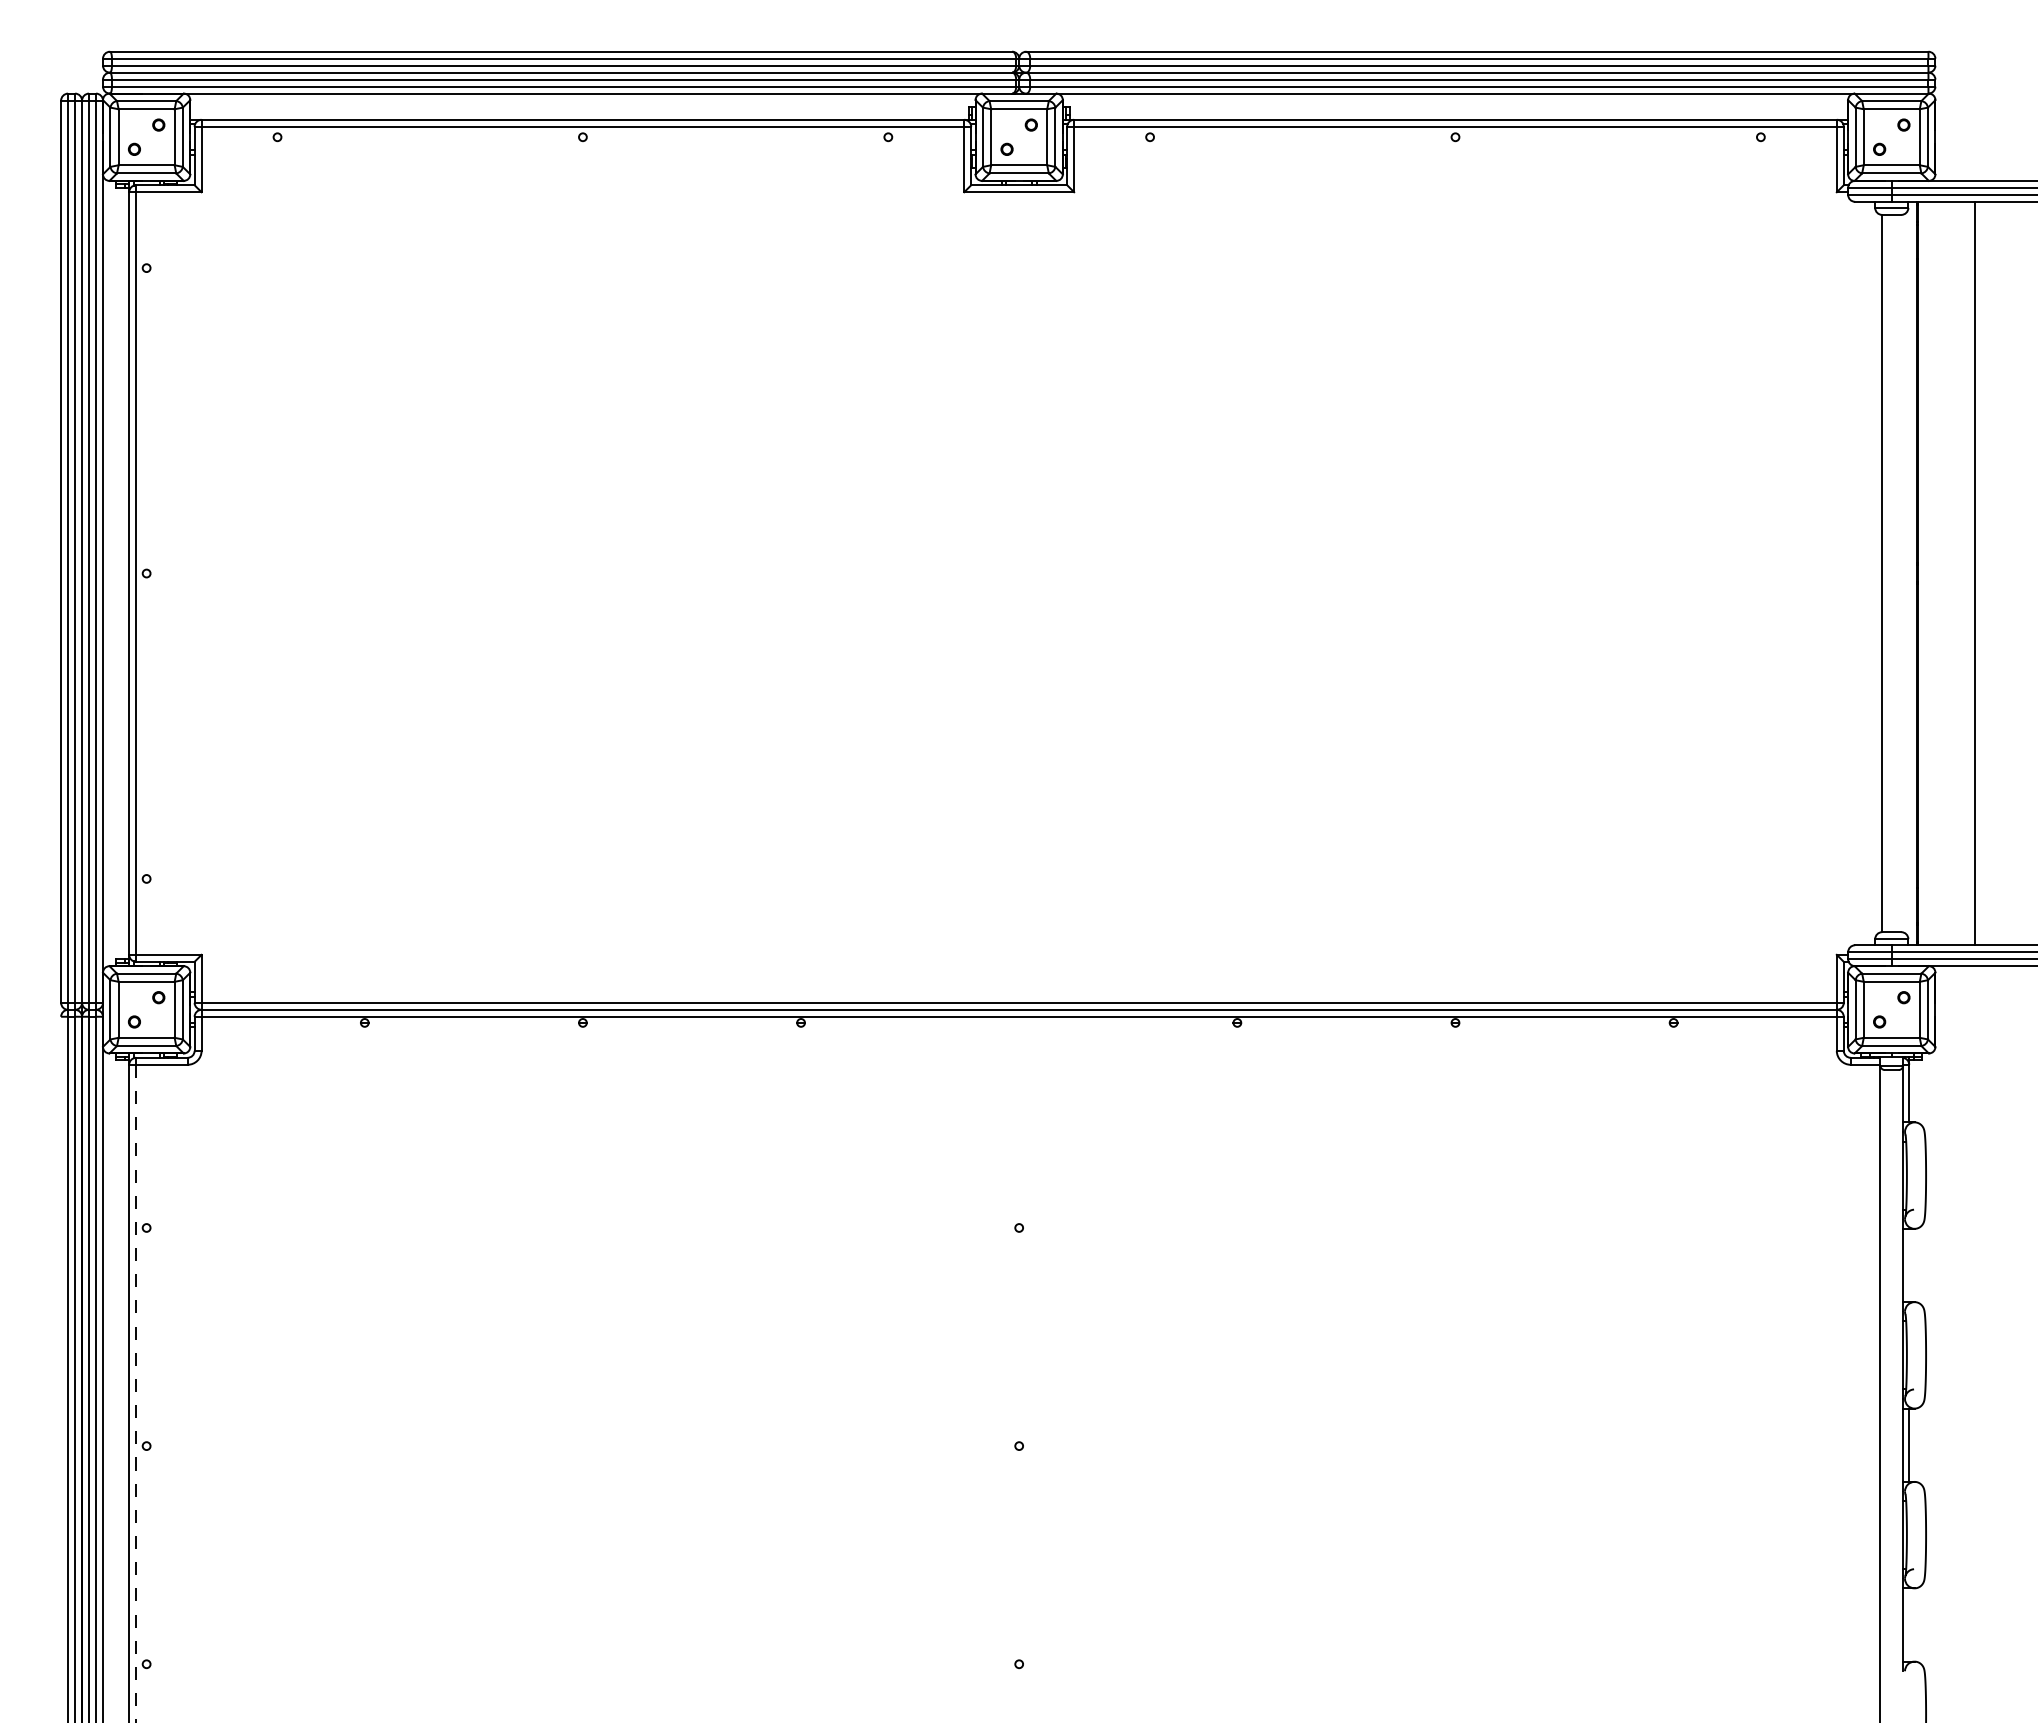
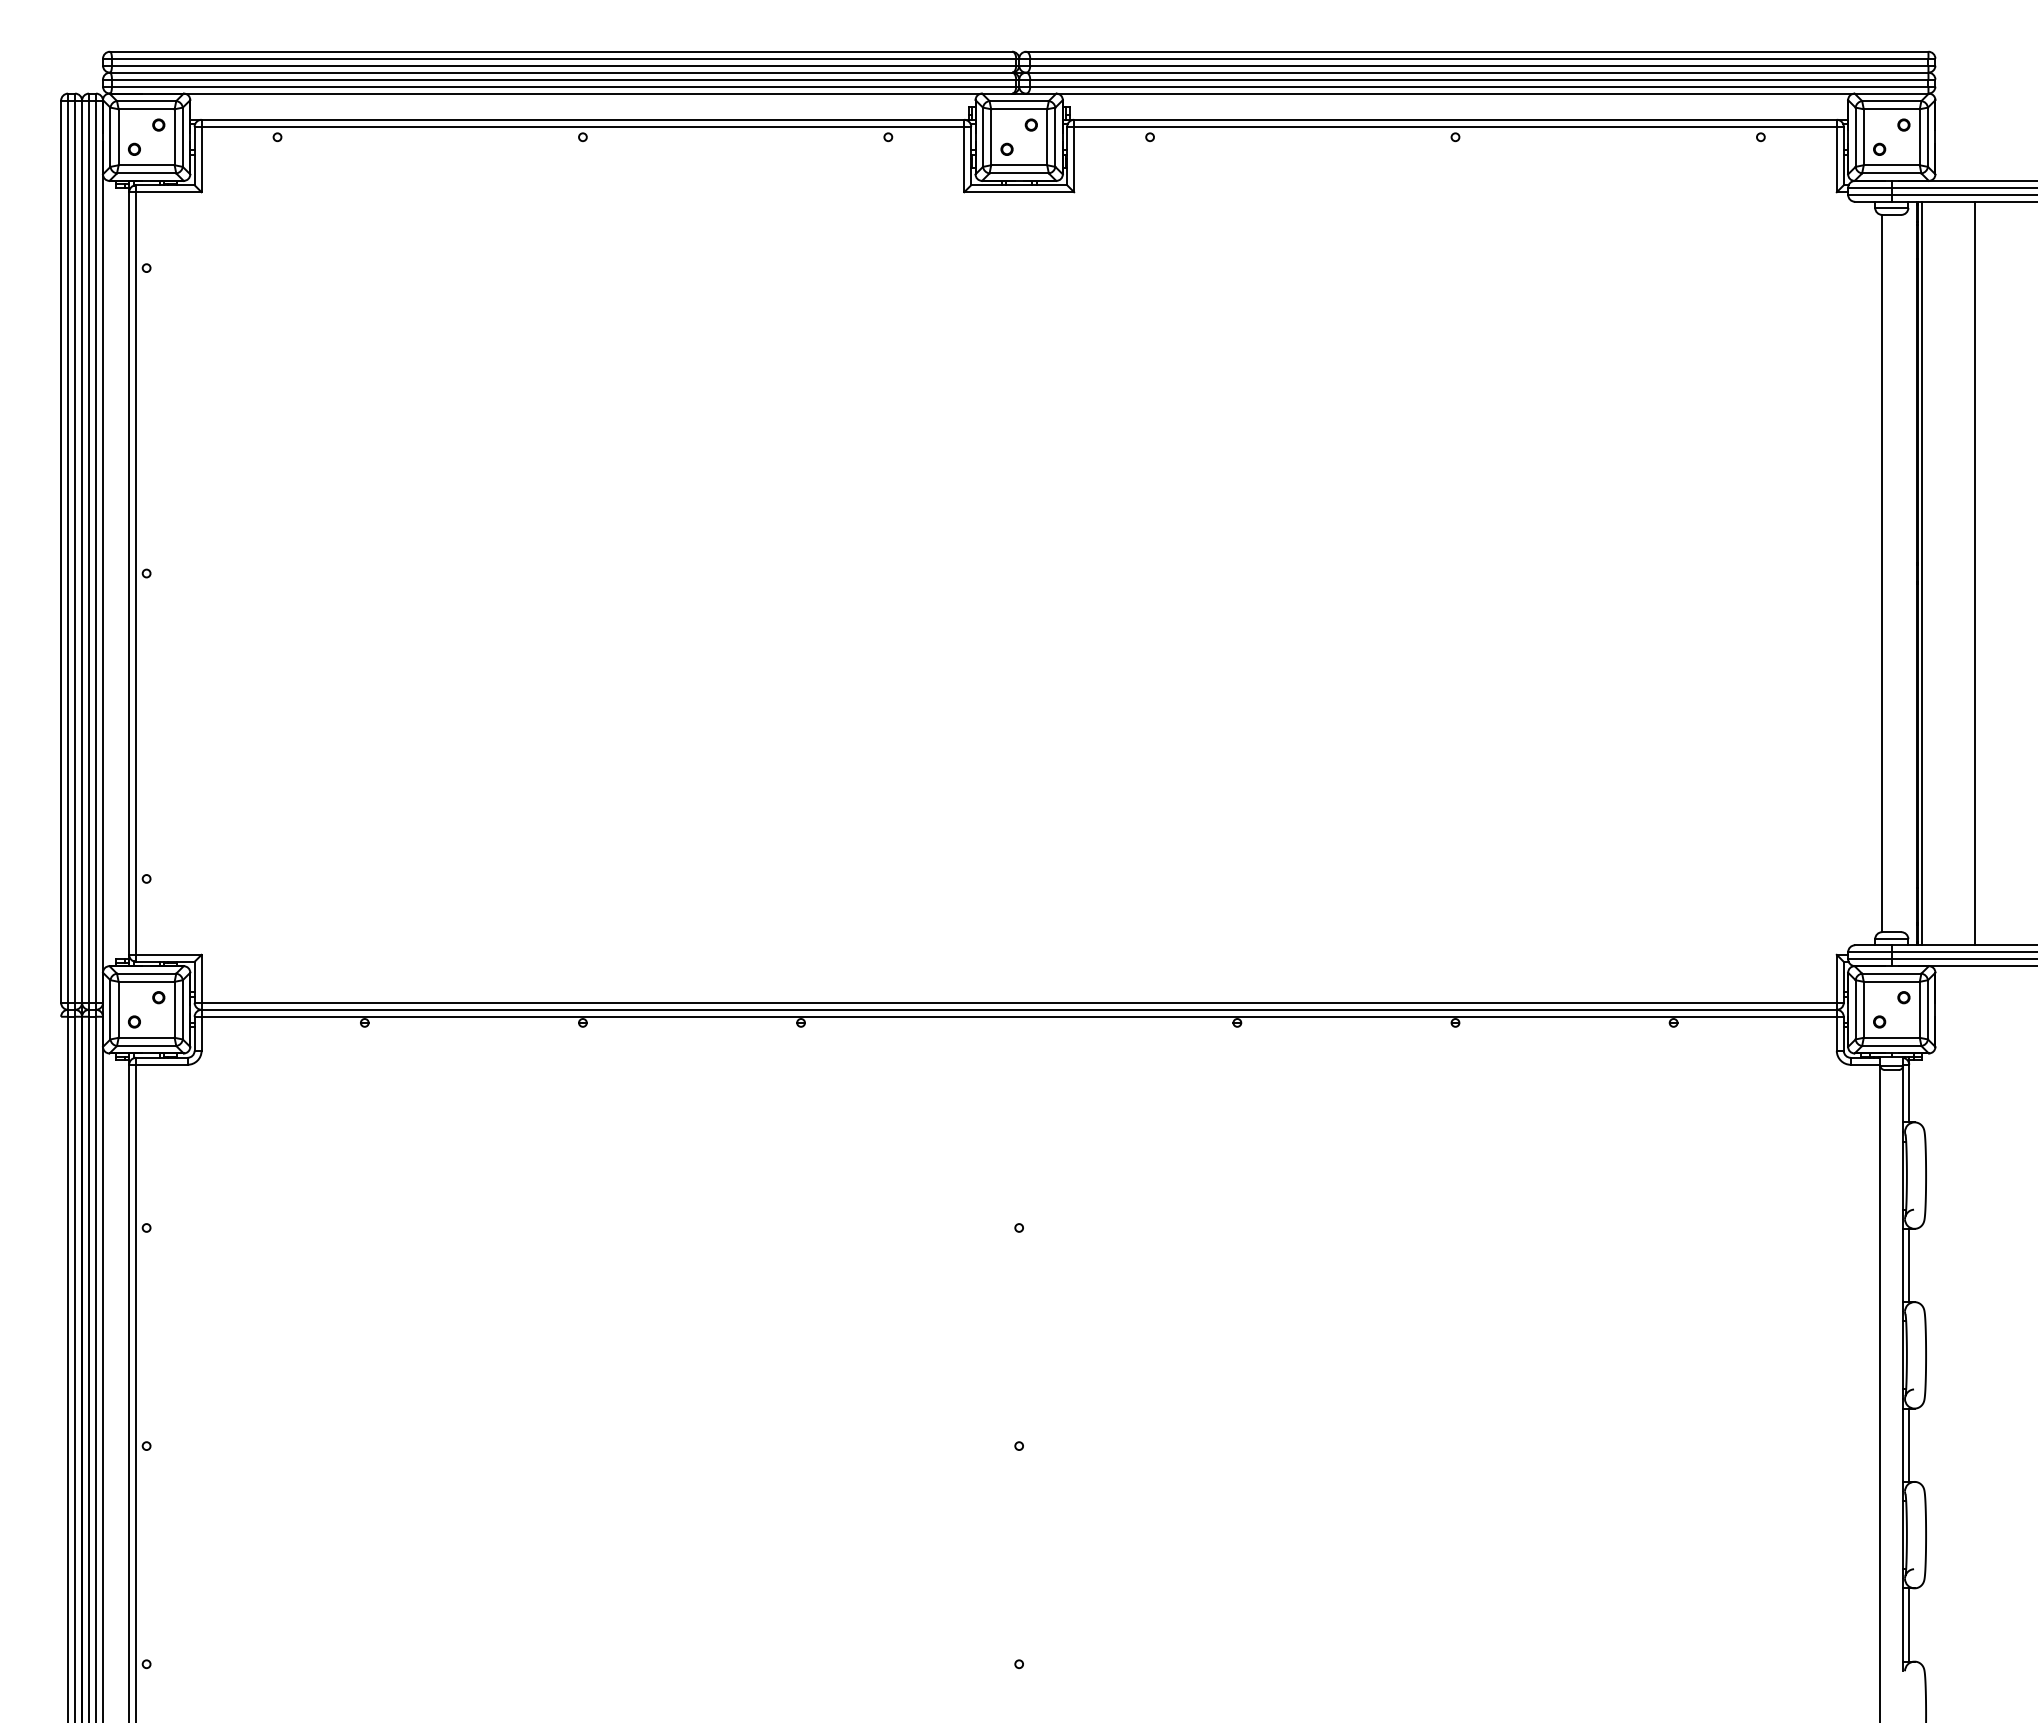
line: none -> present (1922, 573)
line: none -> present (1909, 1265)
line: dashed -> solid (136, 1393)
line: none -> present (1909, 1624)
